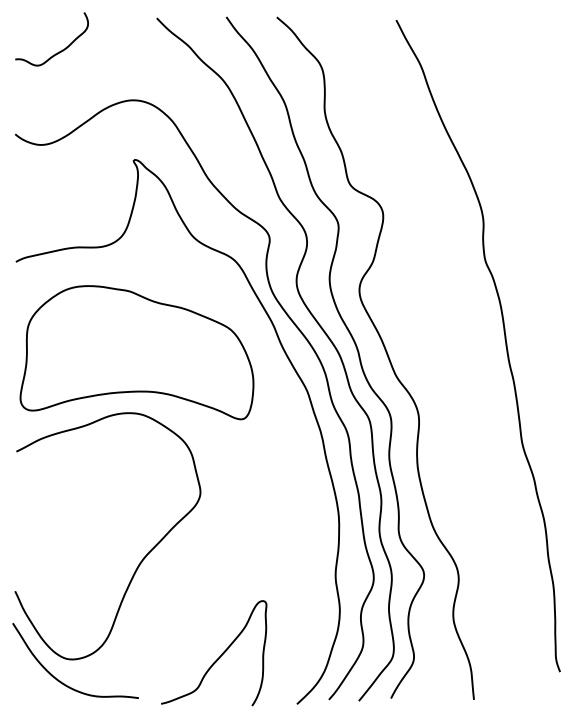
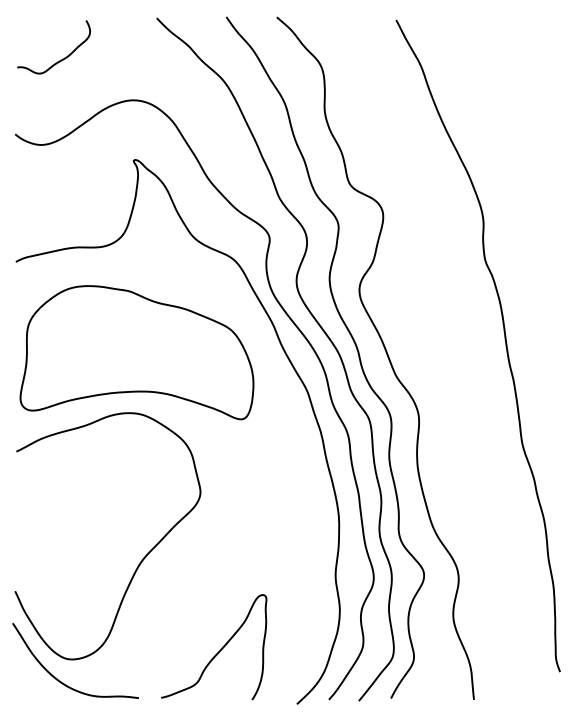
curve position: (60, 50) -> (62, 58) (62, 58)
curve position: (218, 657) -> (218, 651) (218, 651)
